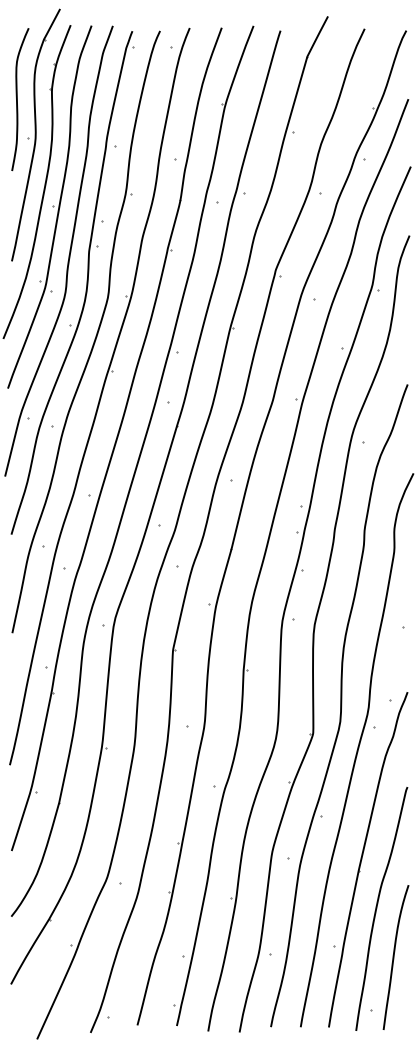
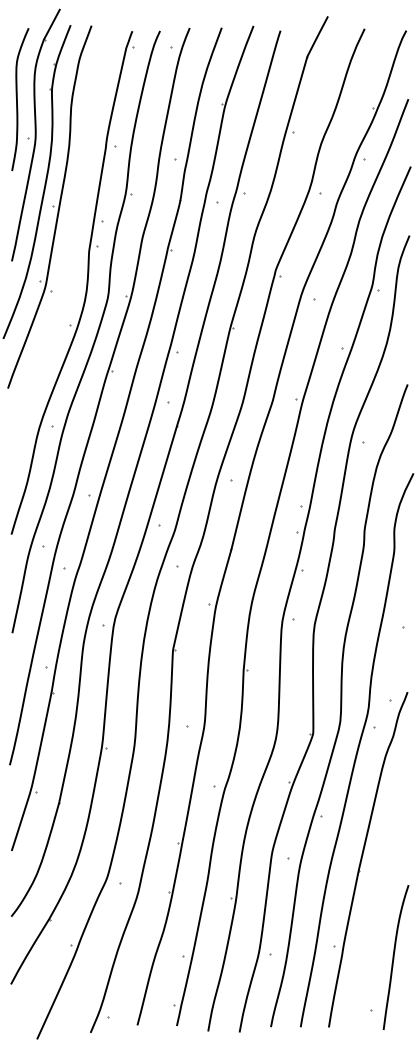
part: present -> none (69, 250)
curve: present -> none (377, 908)
